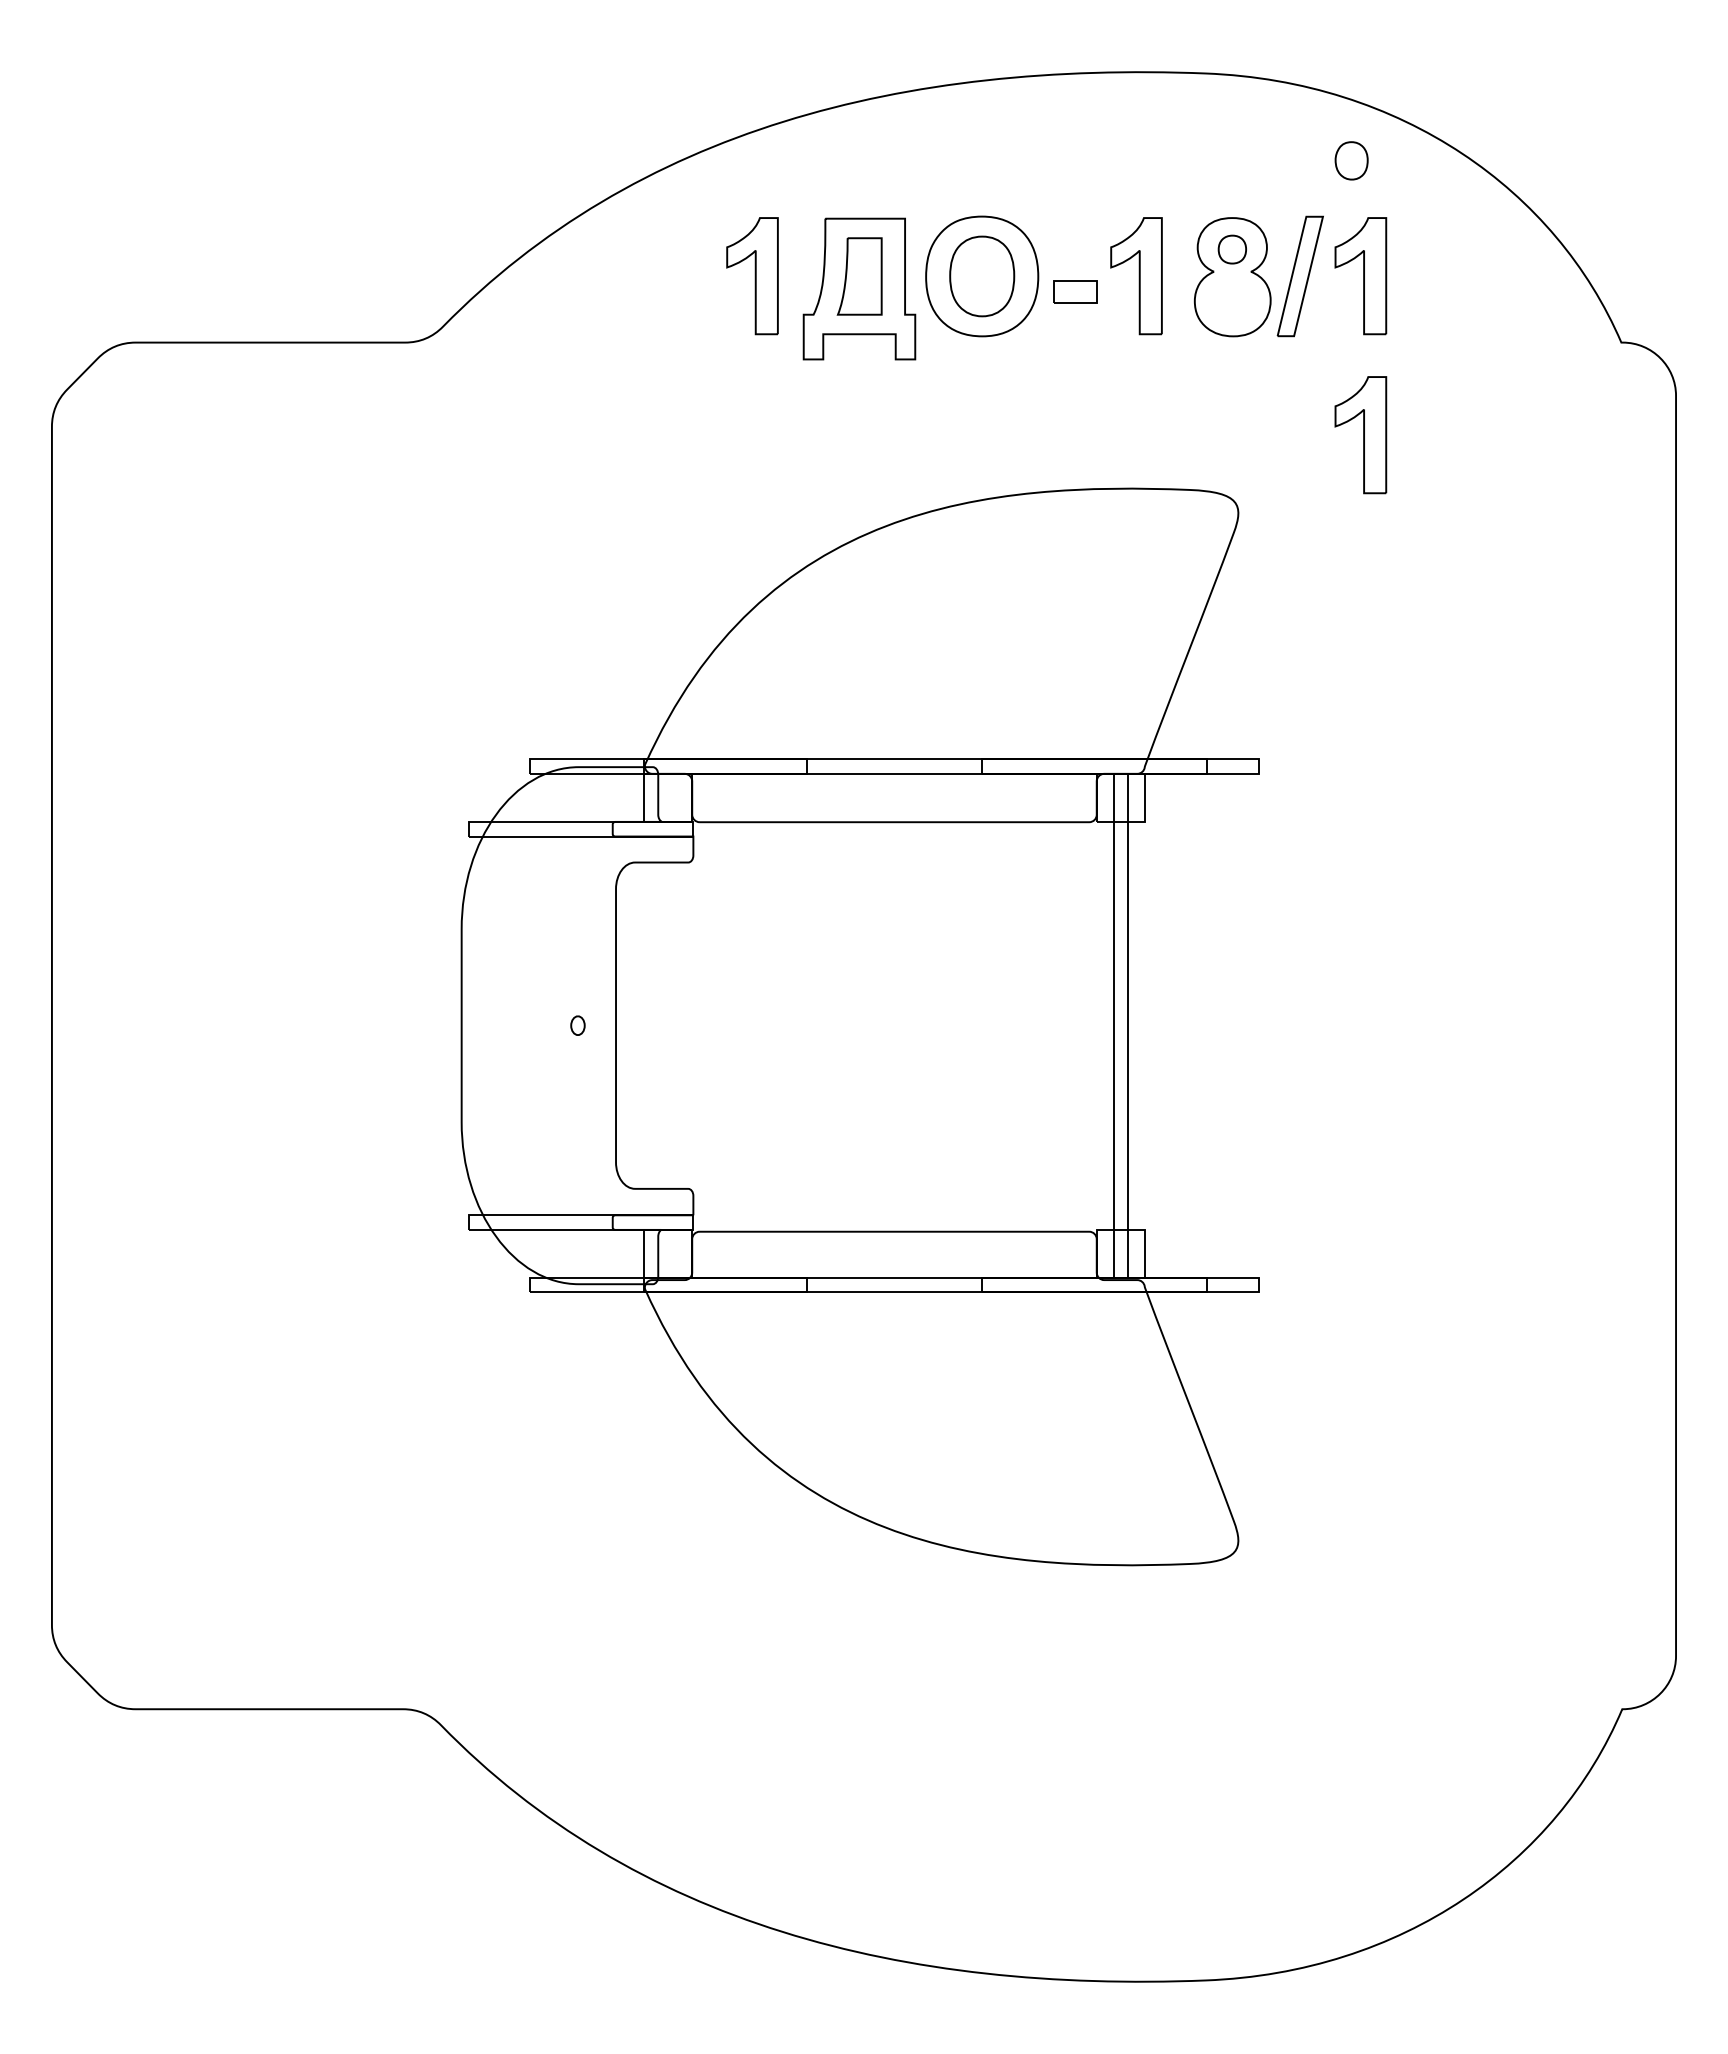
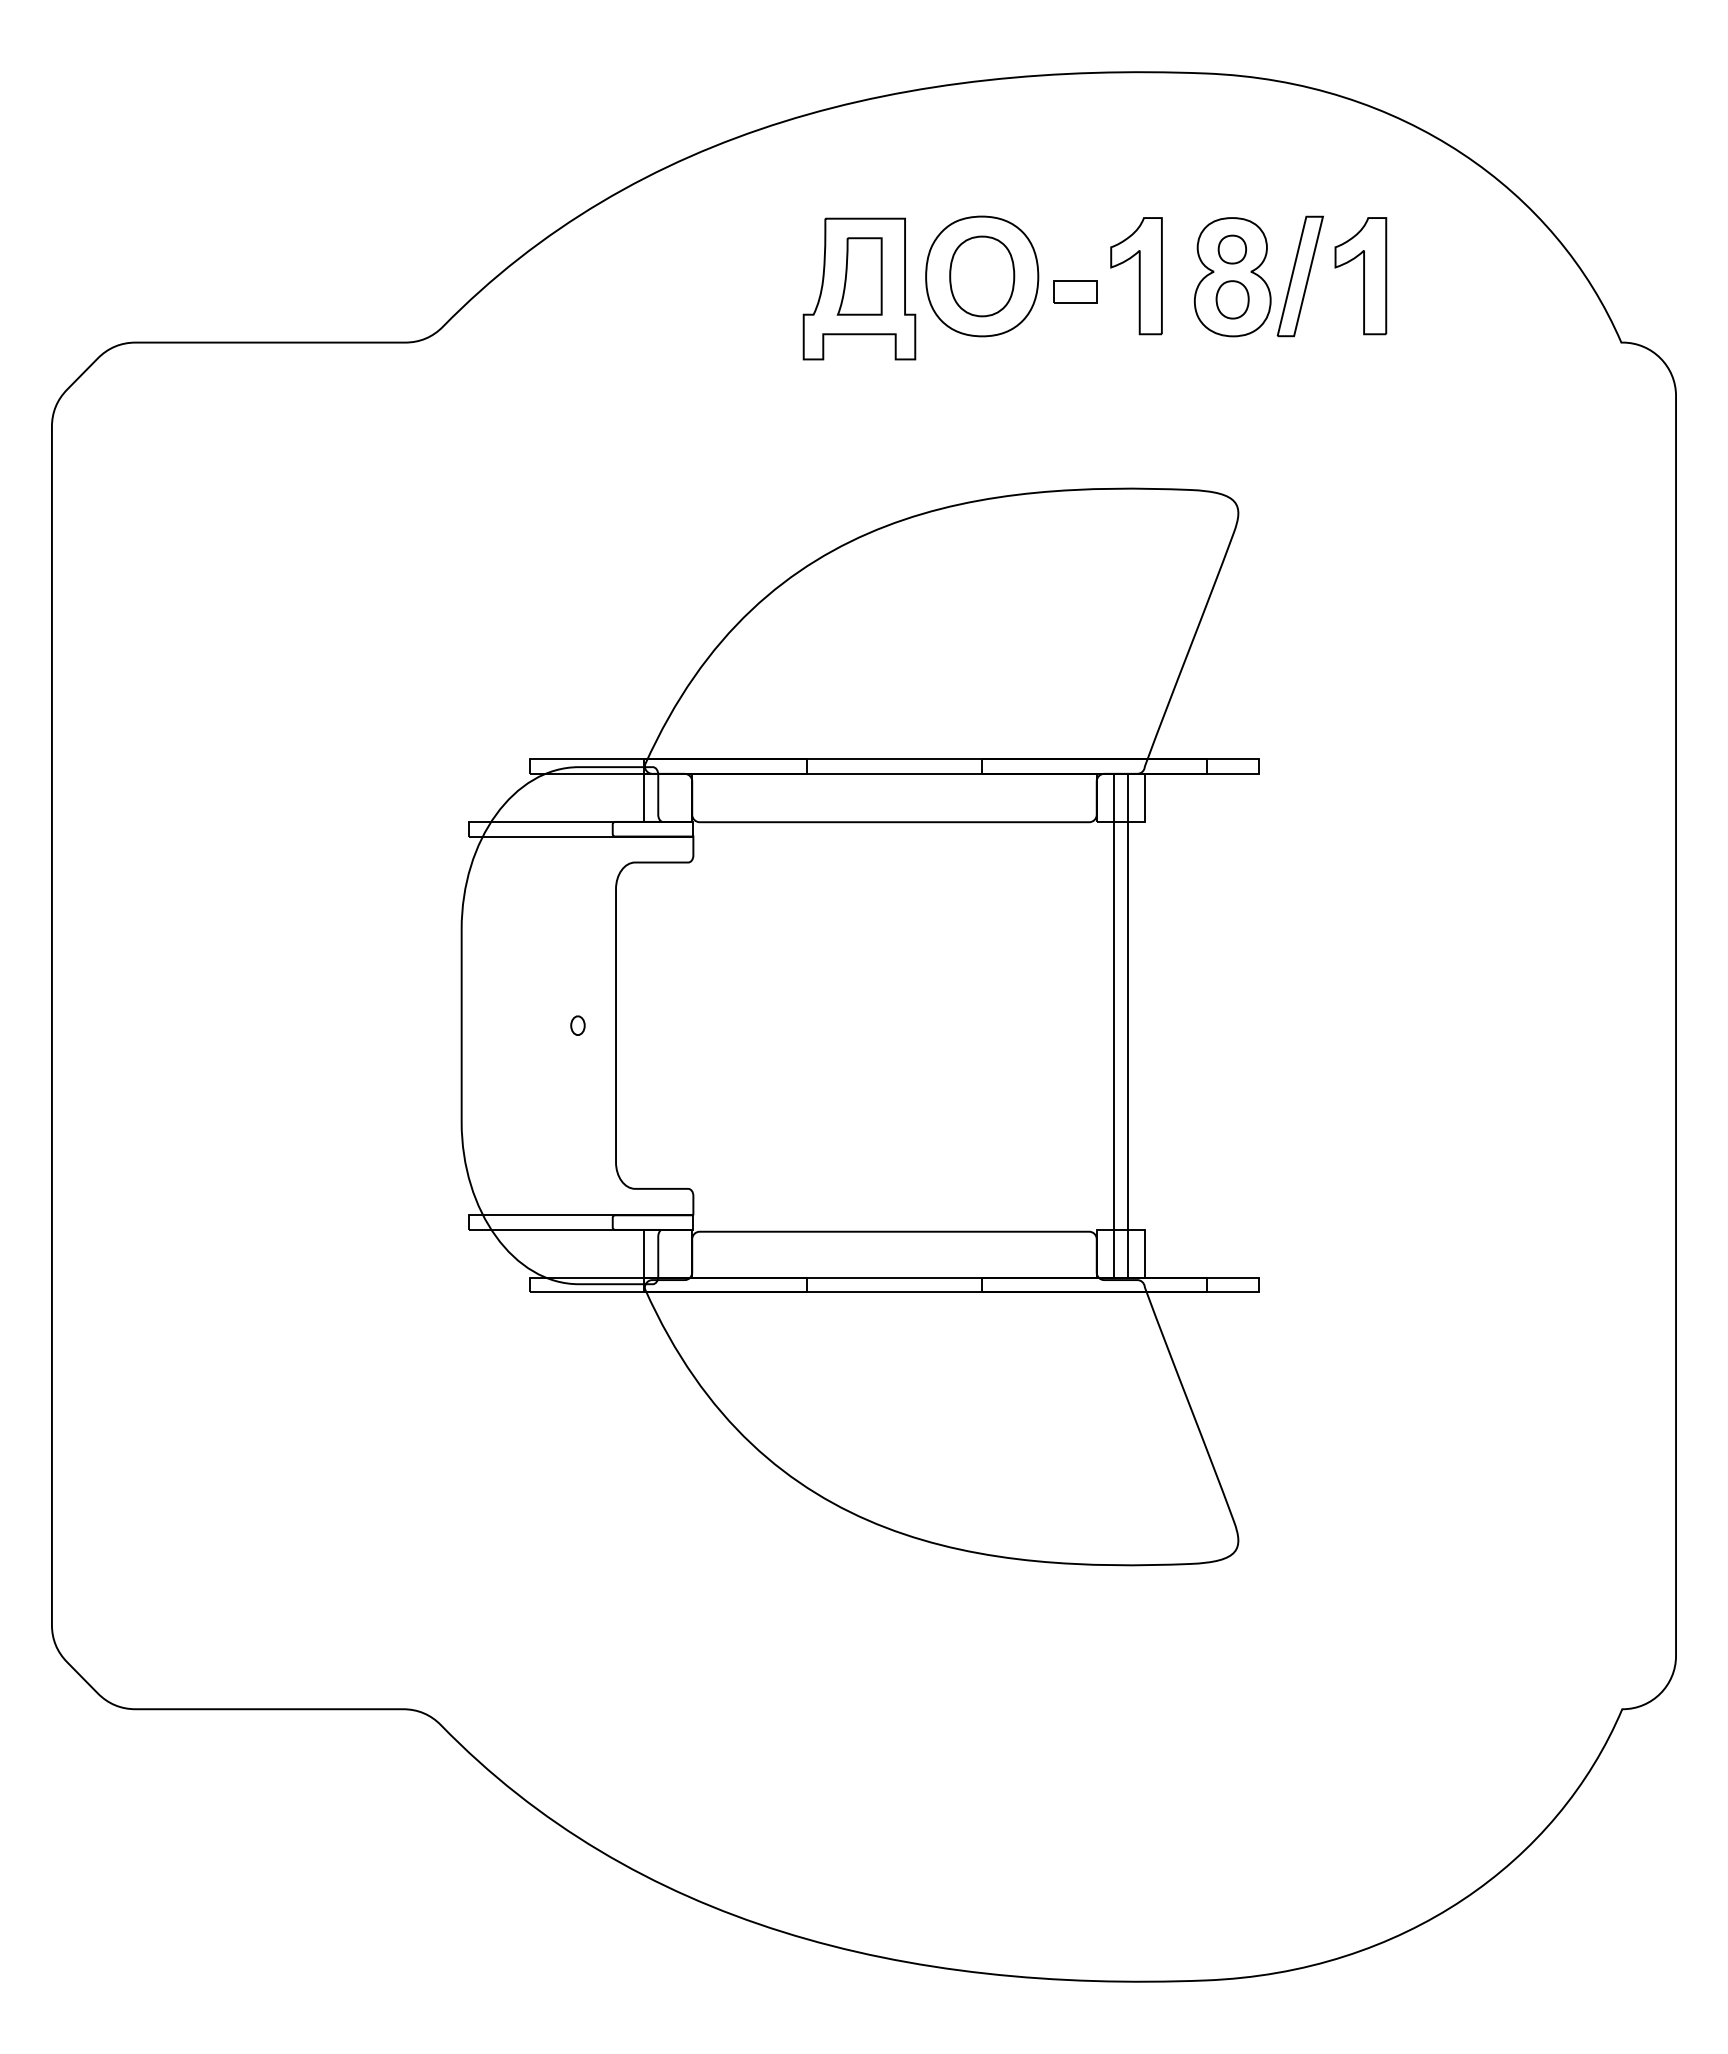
part position: (1351, 160) -> (1232, 299) (1232, 299)
part: present -> none (752, 276)
part: present -> none (1360, 435)
